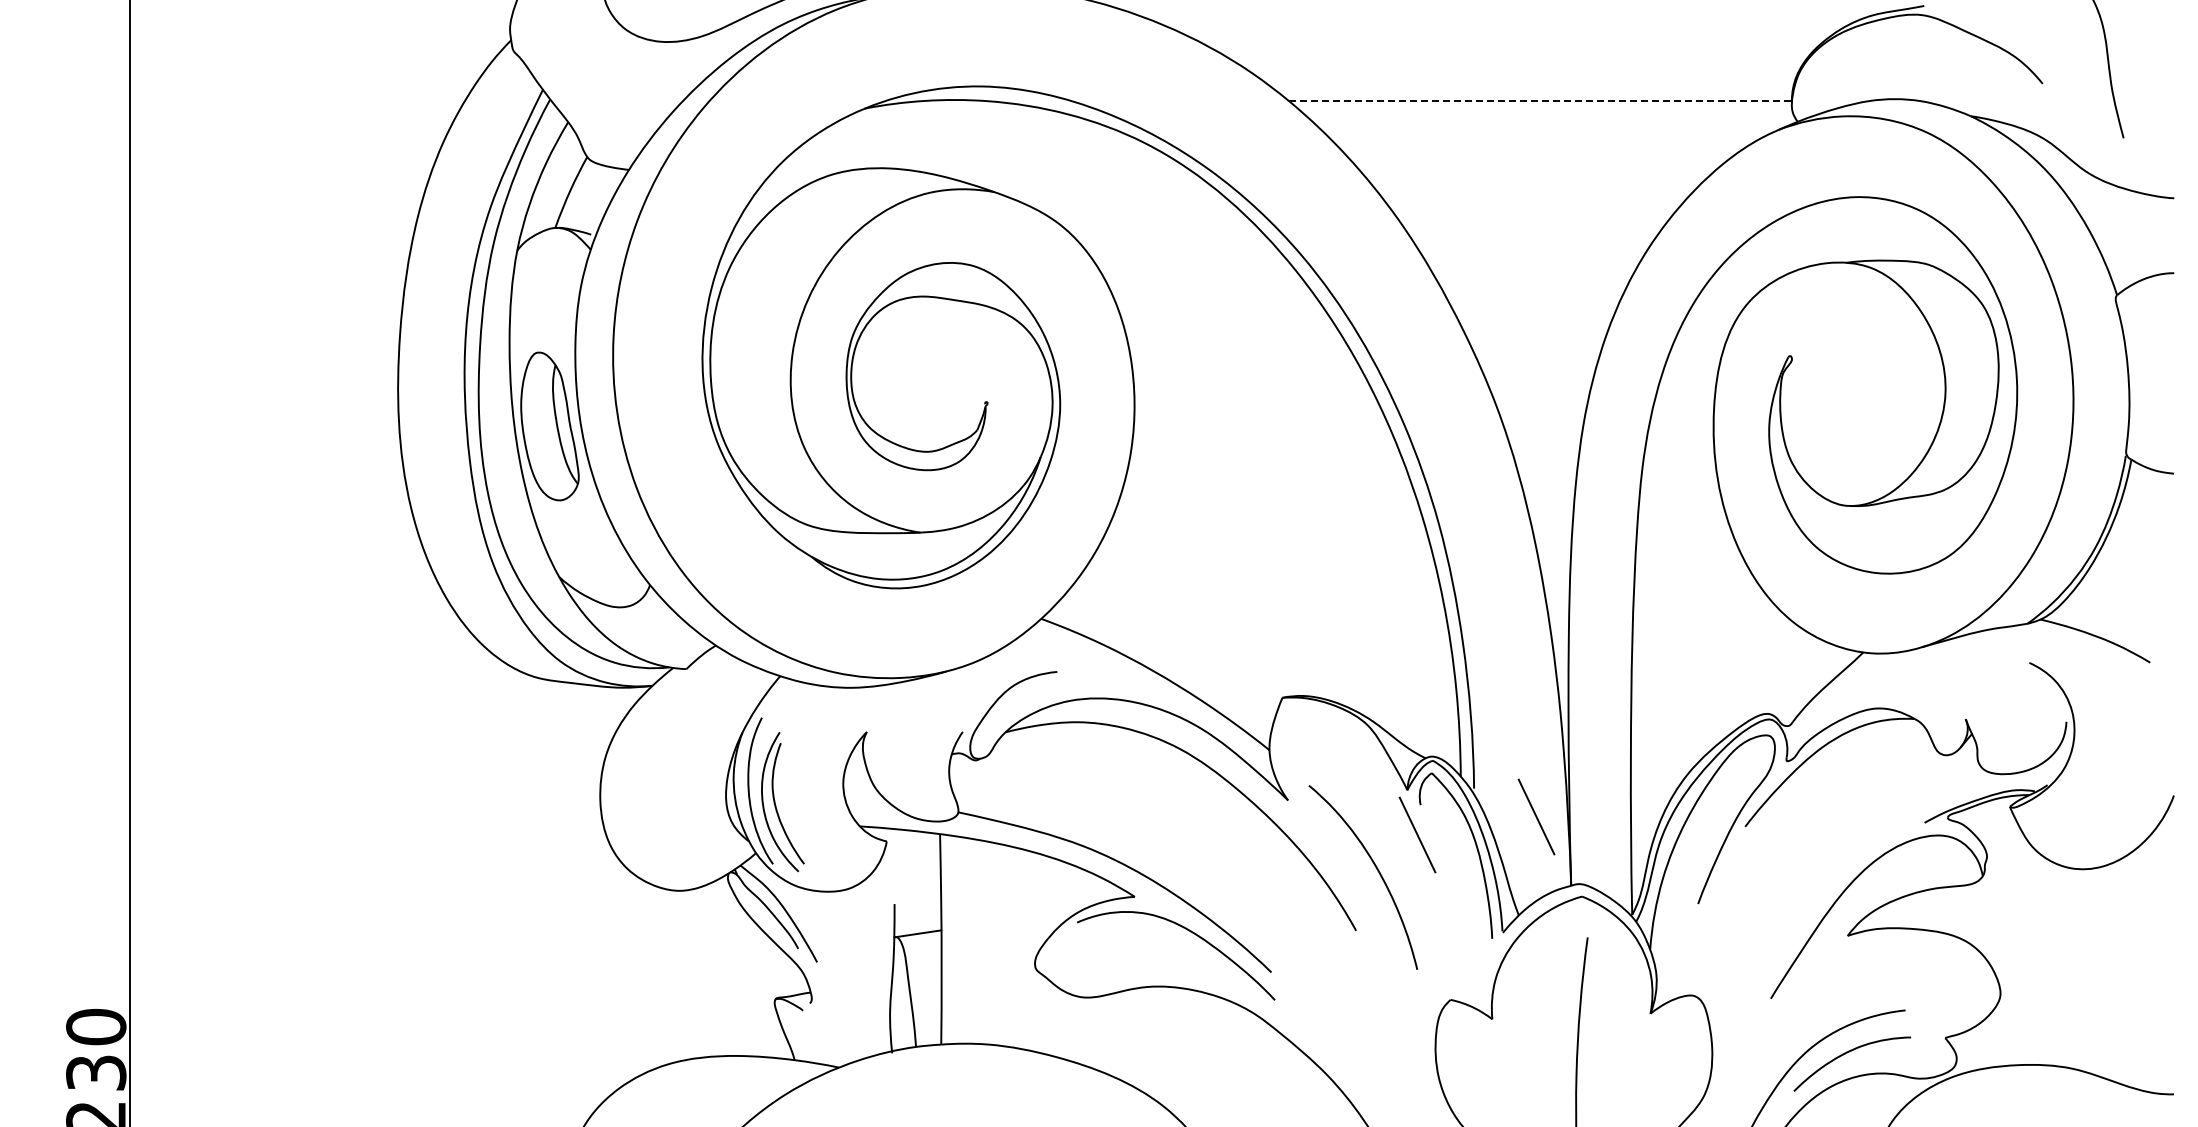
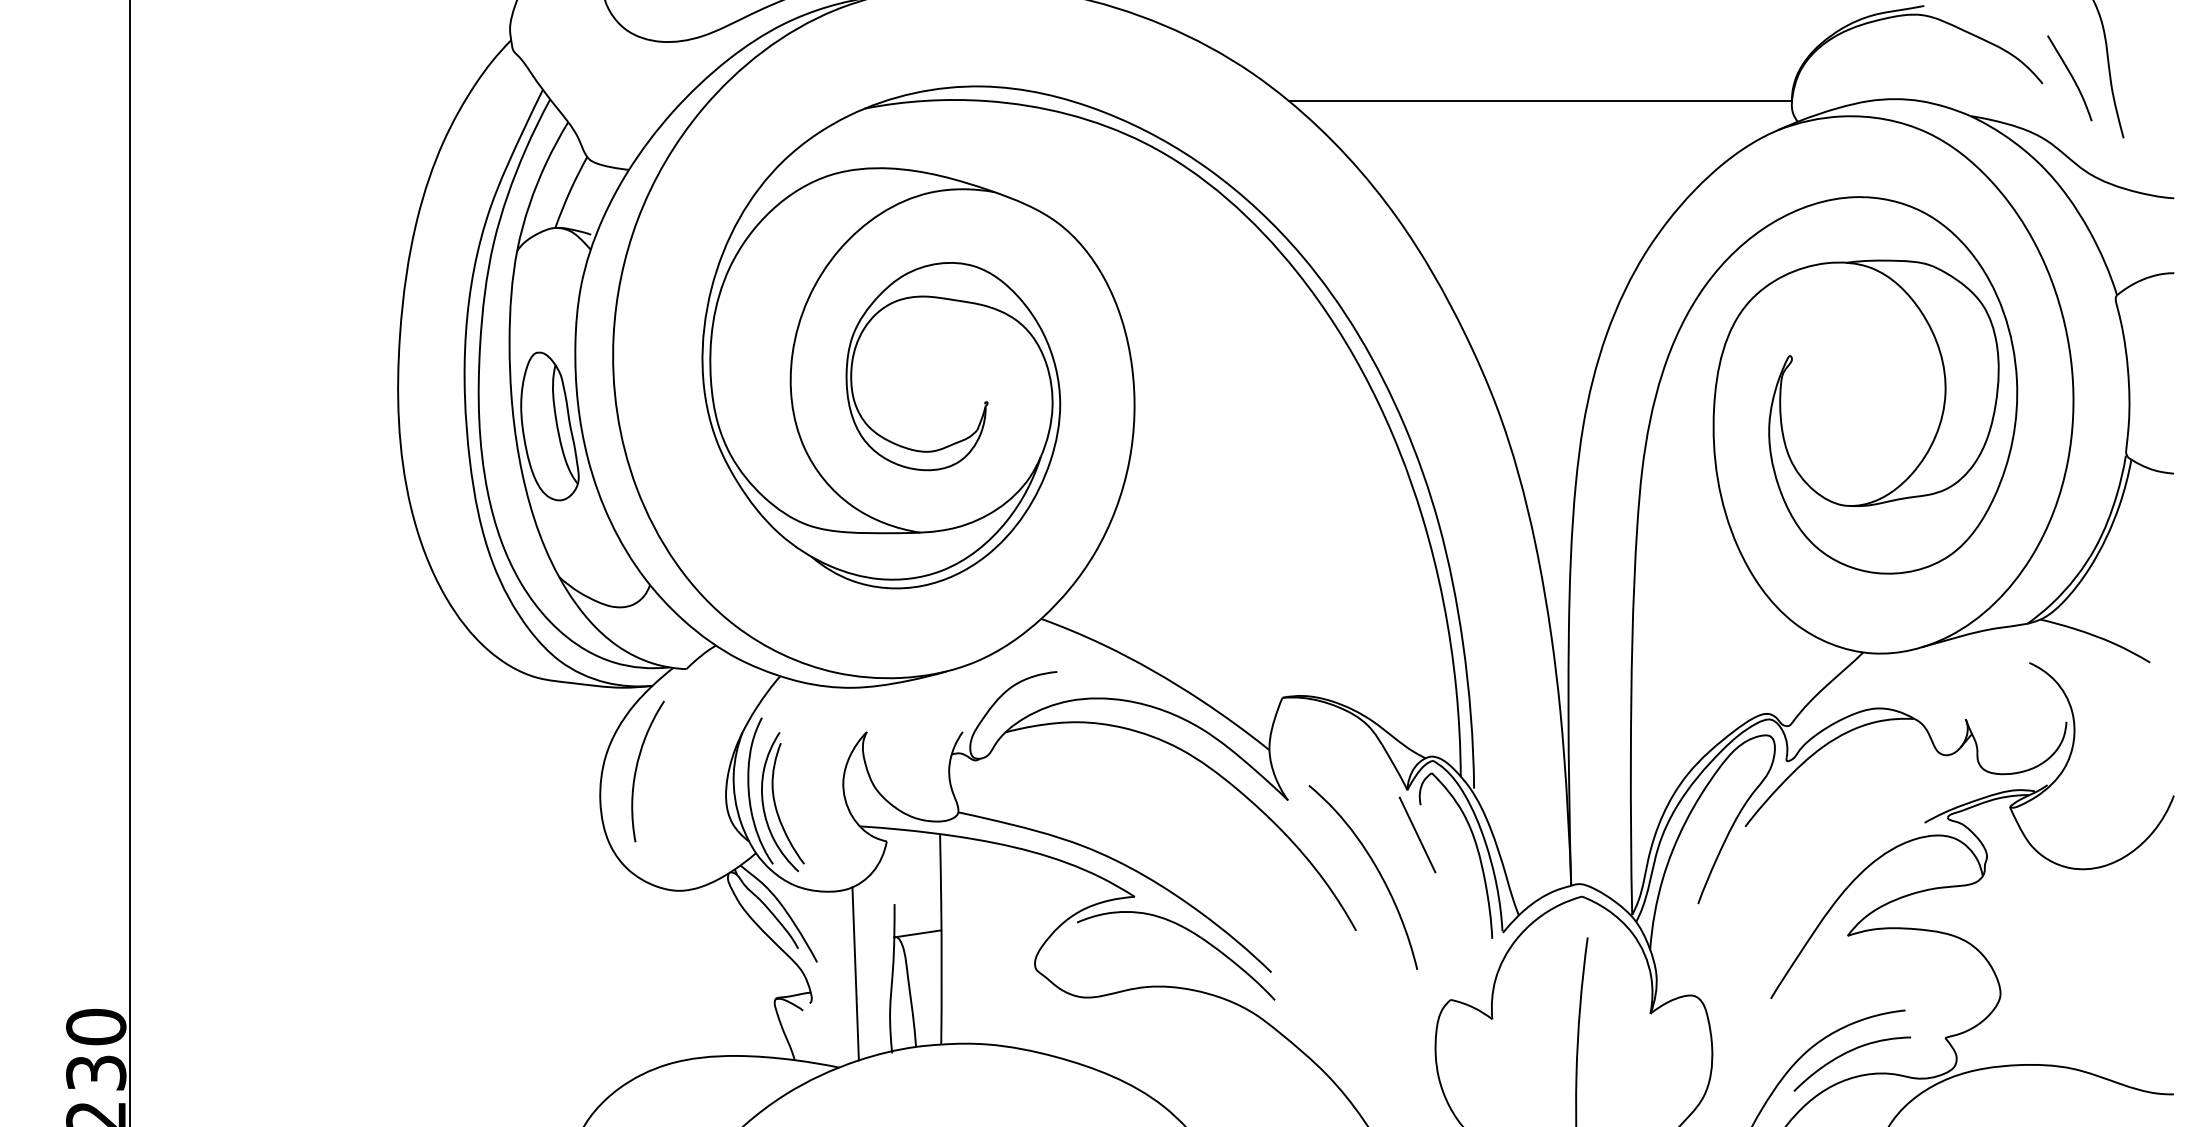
curve: none -> present (2071, 77)
line: dashed -> solid (1540, 101)
curve: none -> present (637, 768)
line: present -> none (1536, 816)
line: none -> present (855, 973)
